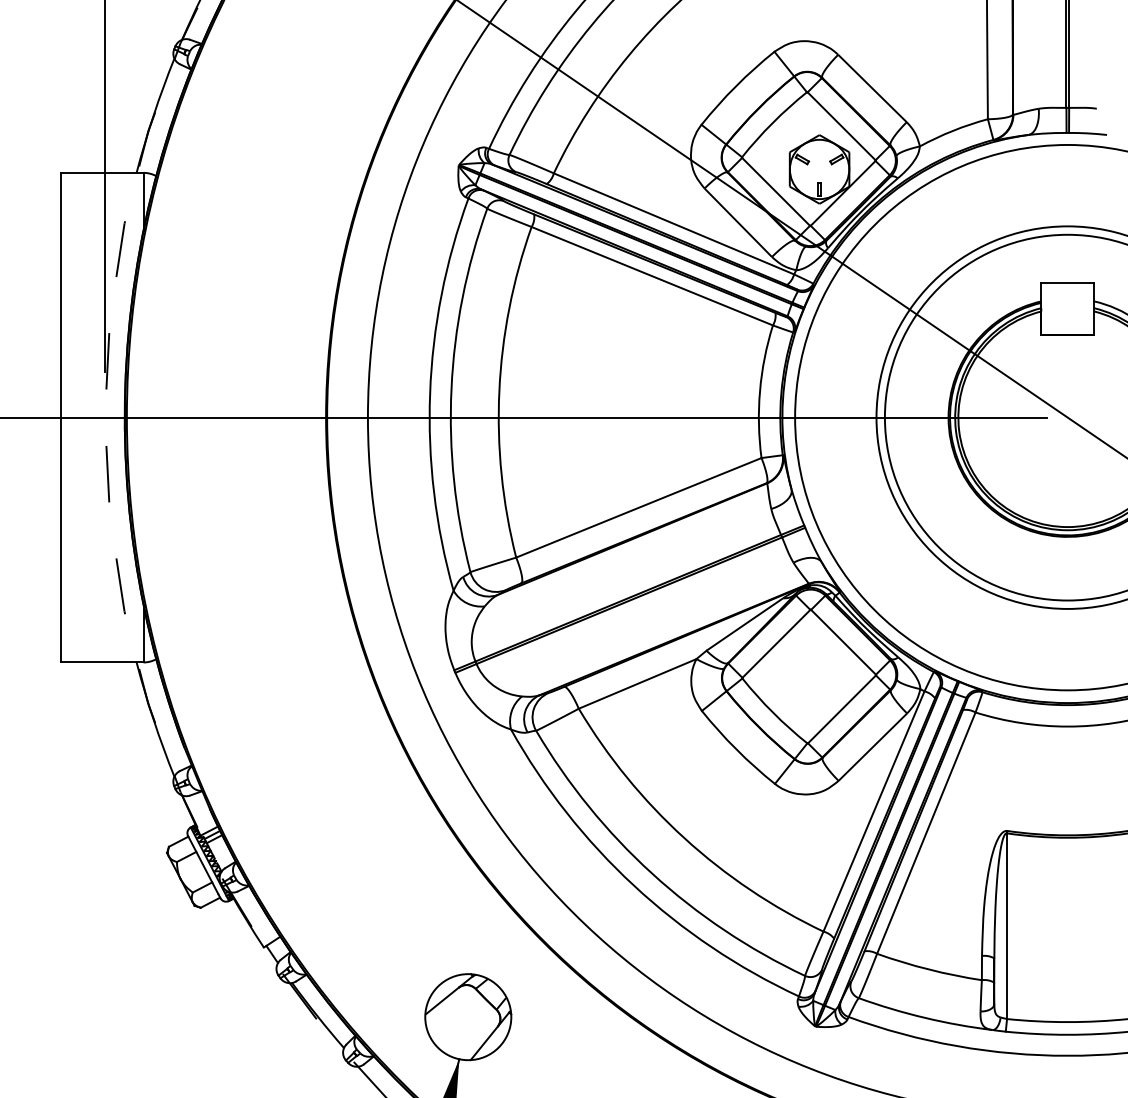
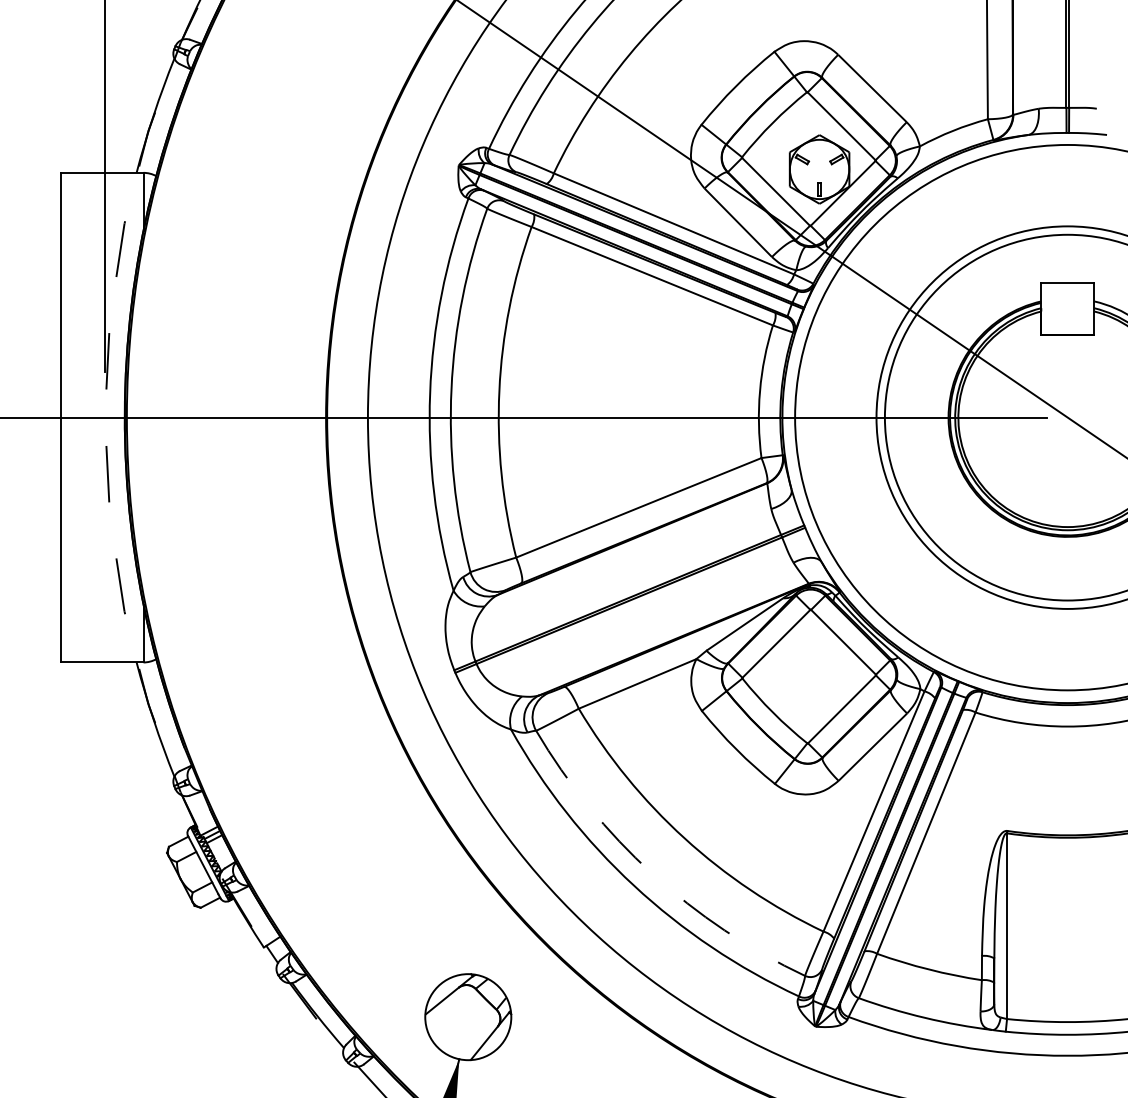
arc: solid -> dashed (652, 873)
